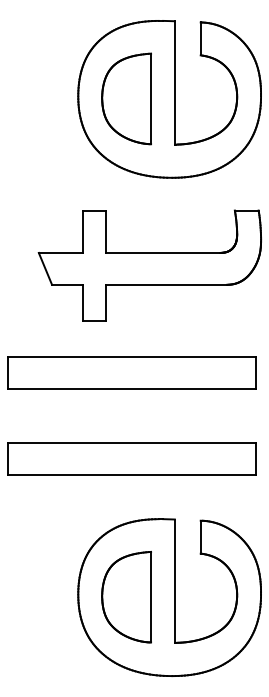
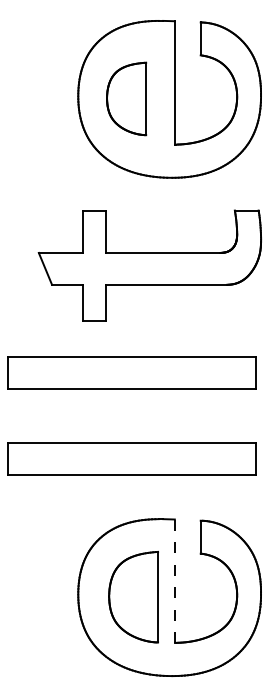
part size: 51x94 px -> 42x76 px (126, 98)
line: solid -> dashed (174, 581)
part position: (126, 597) -> (133, 597) (133, 597)
